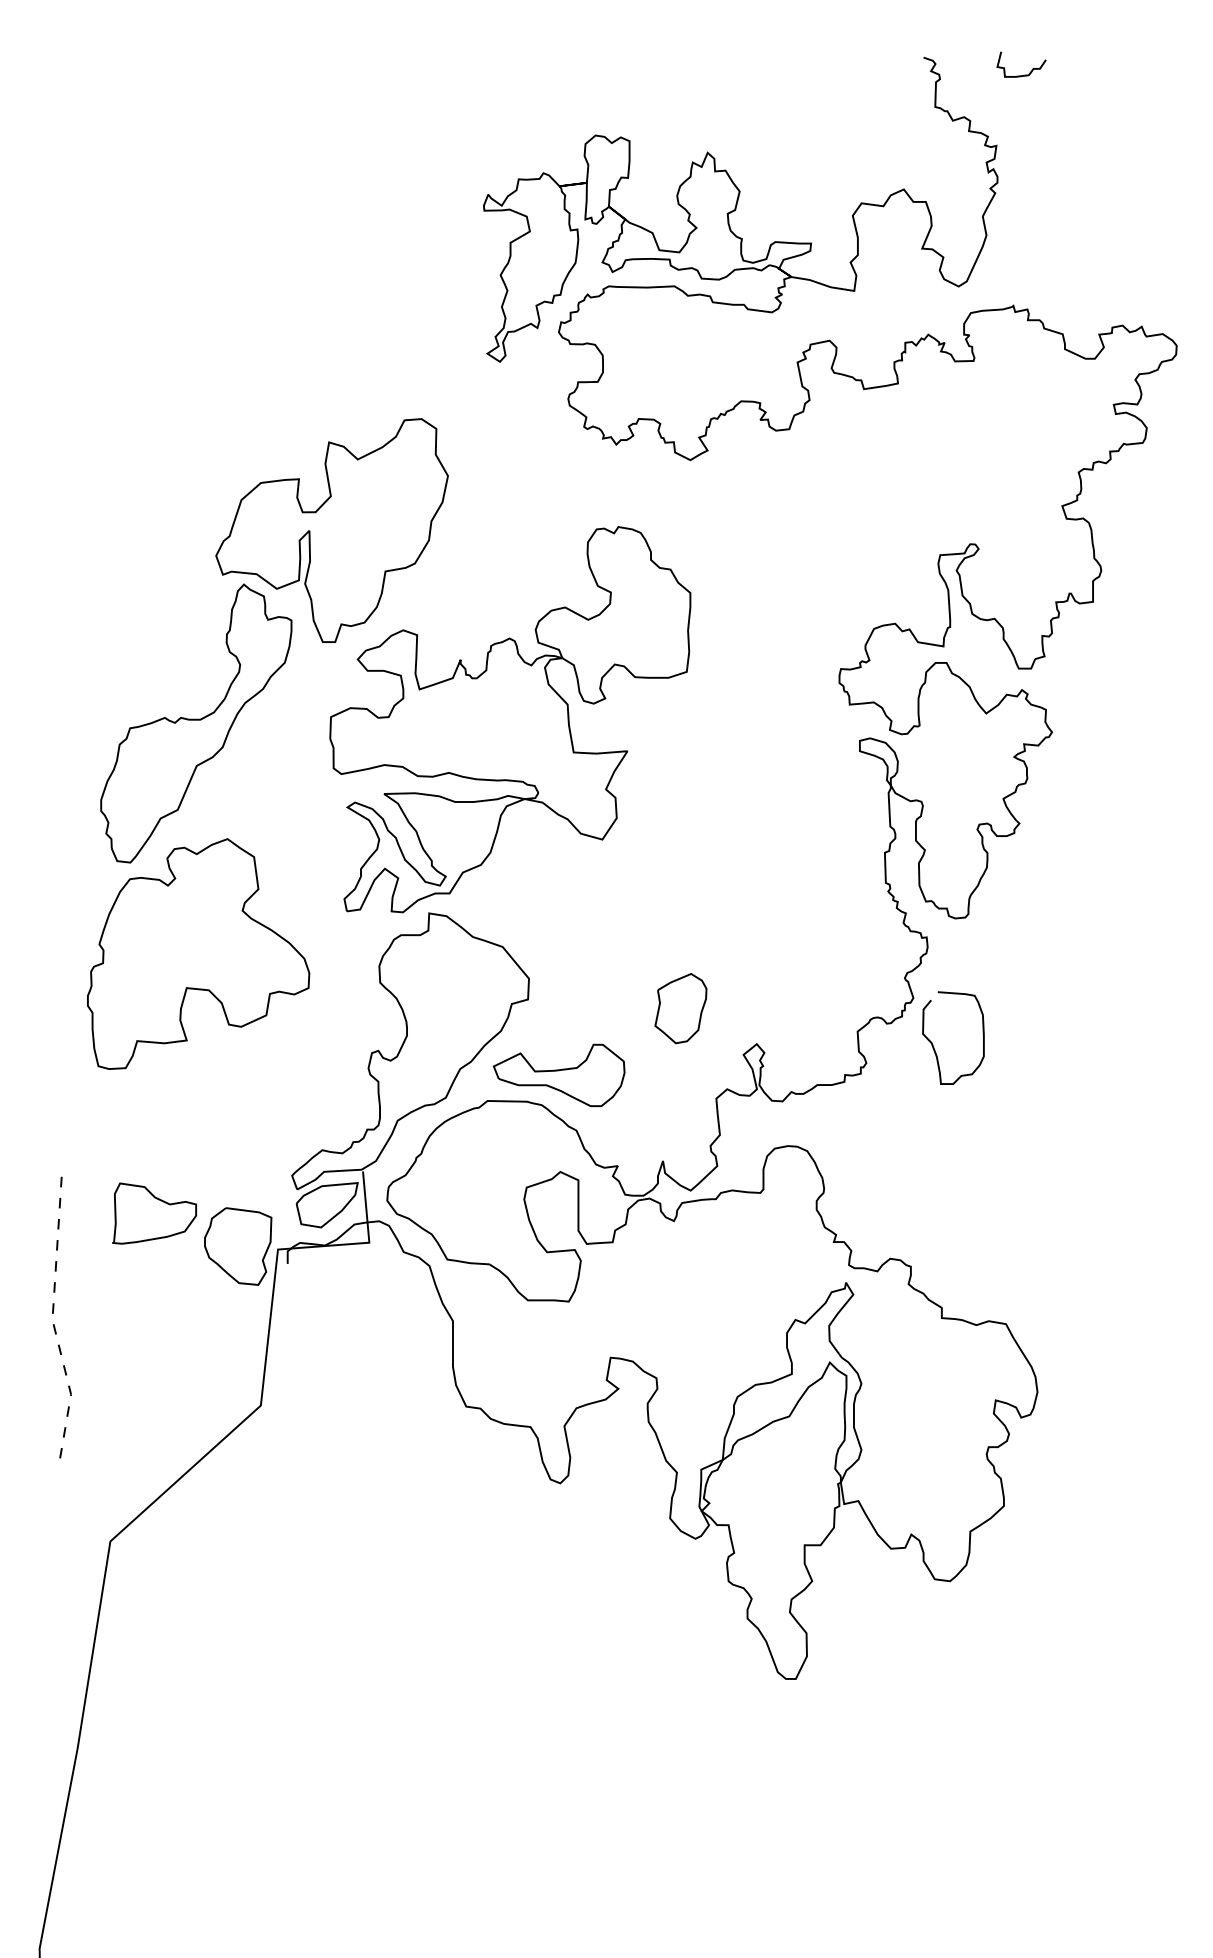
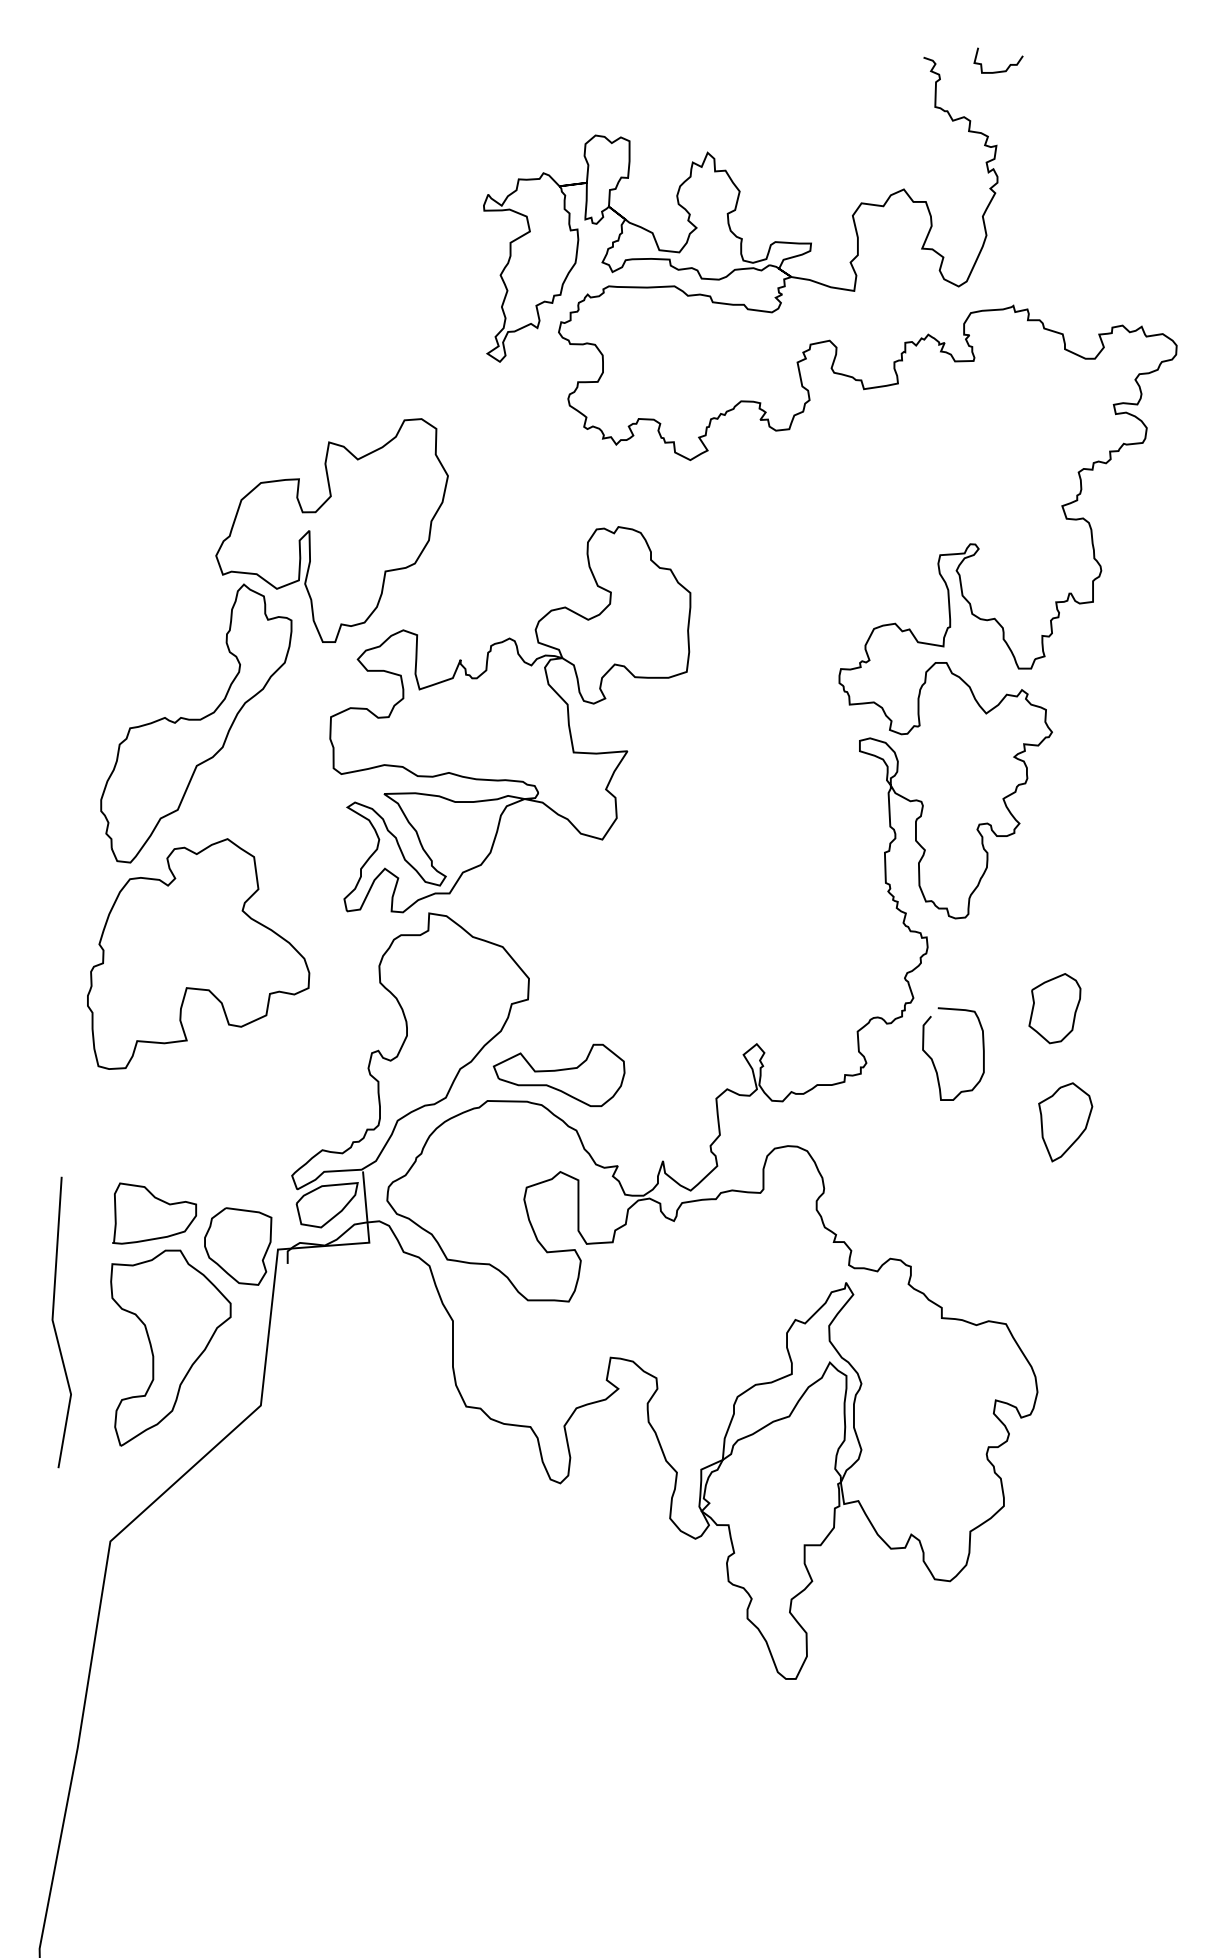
curve position: (1024, 74) -> (1001, 70) (1001, 70)
part position: (680, 1008) -> (1054, 1008) (1054, 1008)
curve position: (933, 1044) -> (933, 1060) (933, 1060)
part: none -> present (1065, 1122)
line: dashed -> solid (53, 1323)
part: none -> present (170, 1347)
